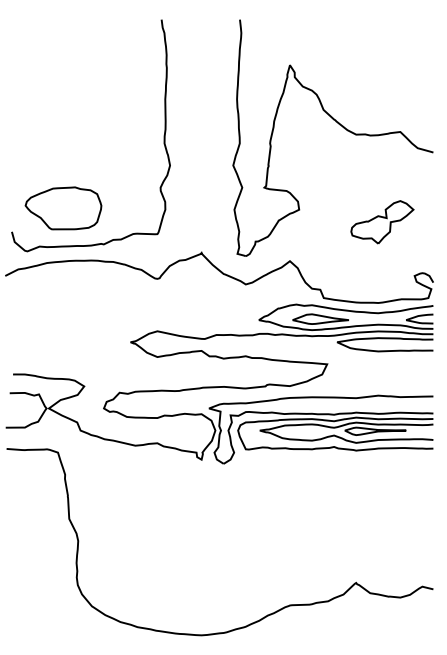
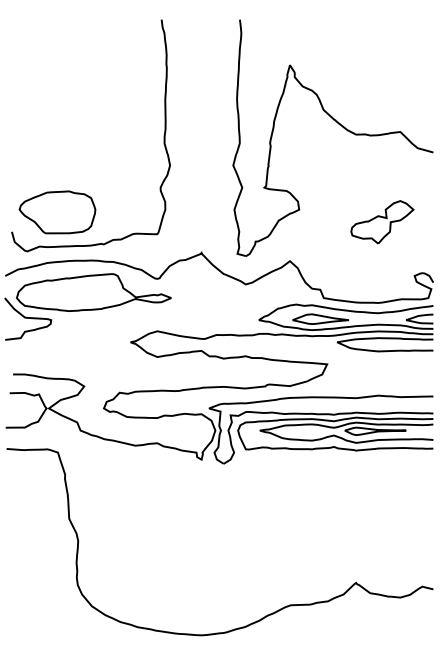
part position: (63, 208) -> (57, 212) (57, 212)
part: none -> present (87, 306)
